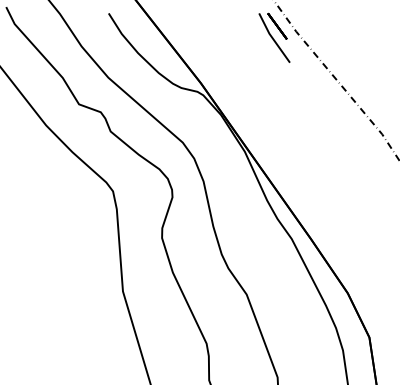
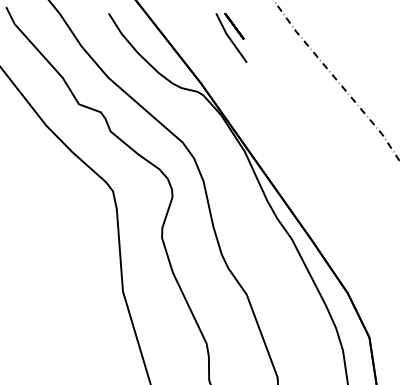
part position: (274, 37) -> (231, 37) (231, 37)
